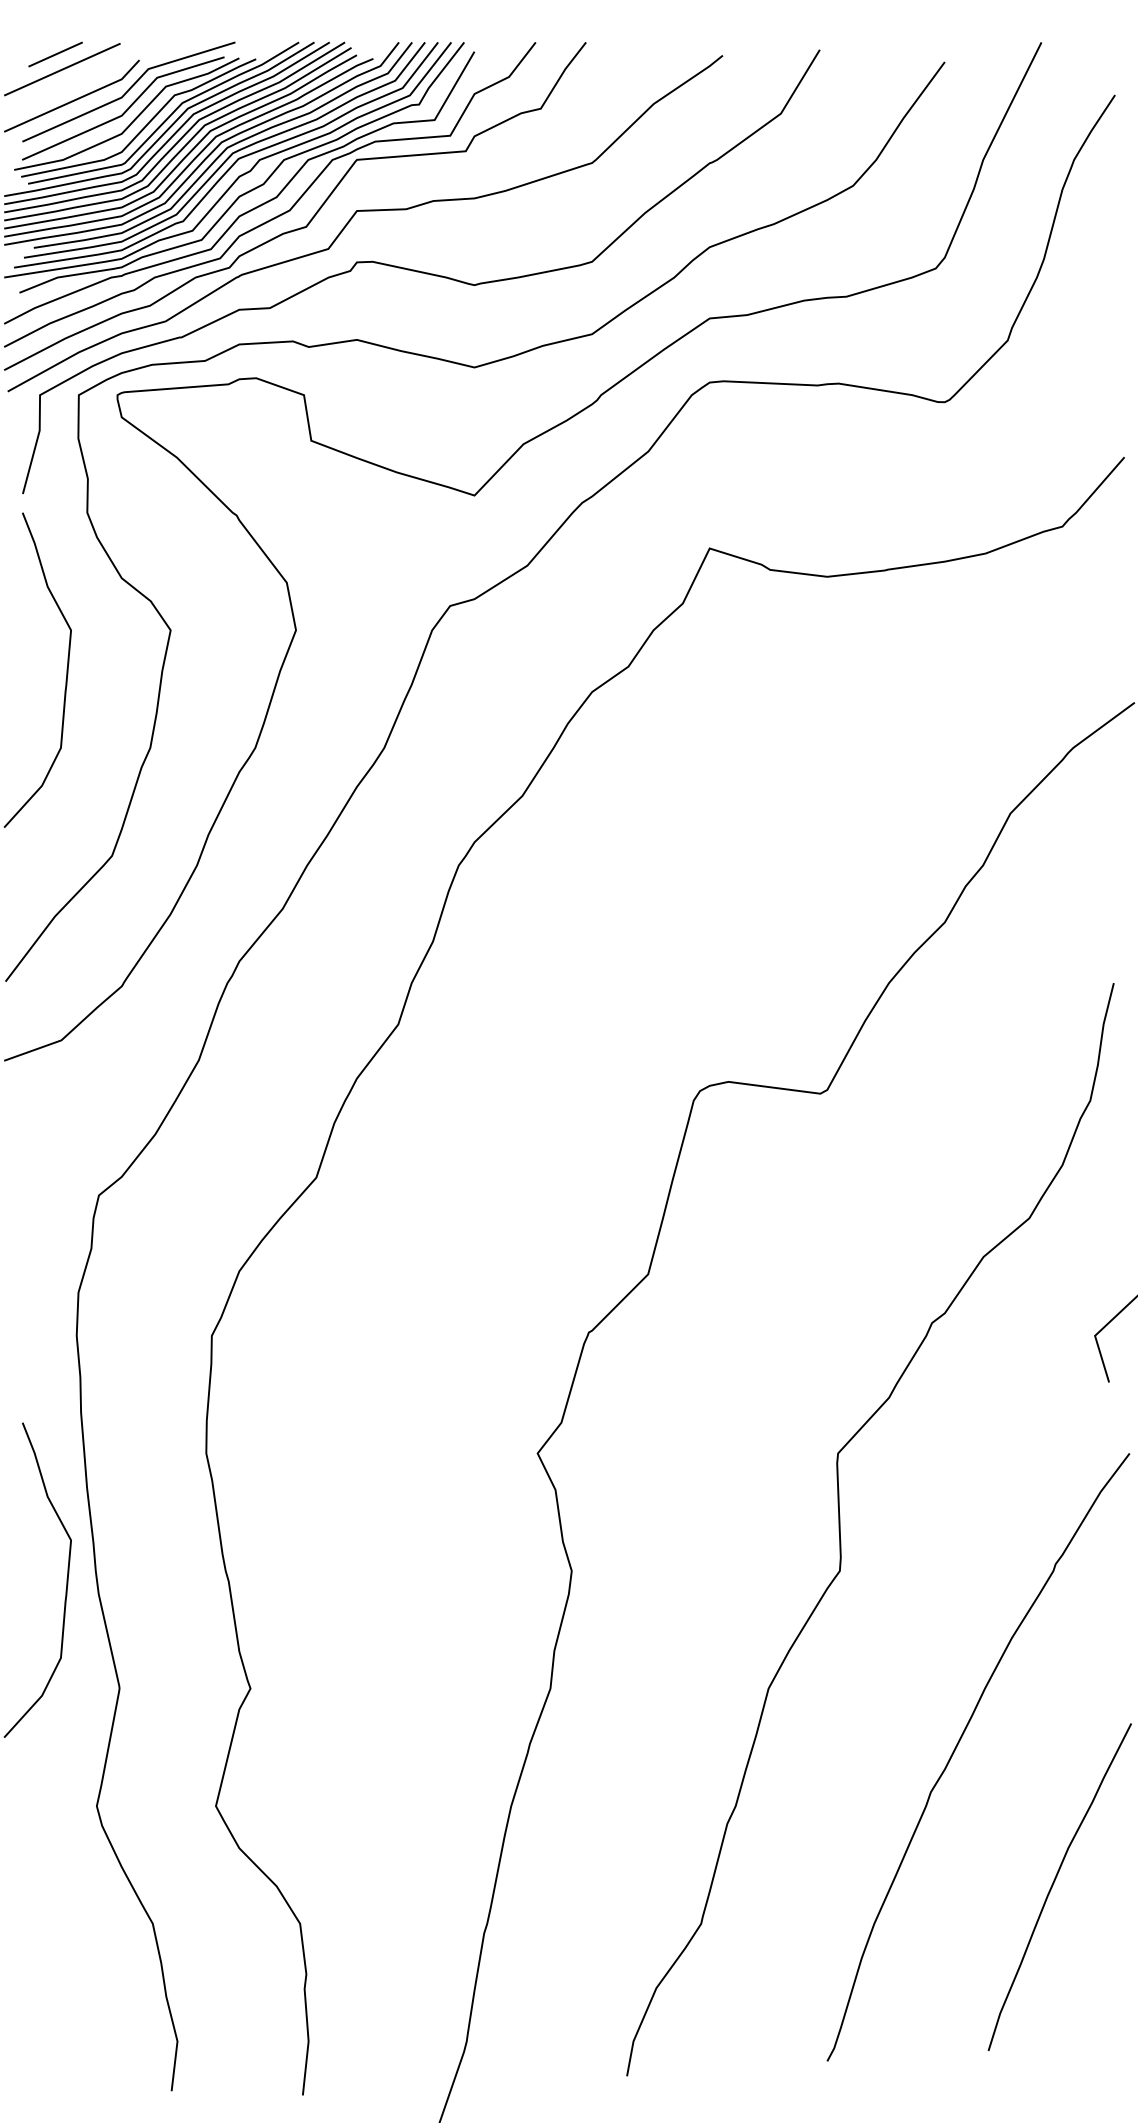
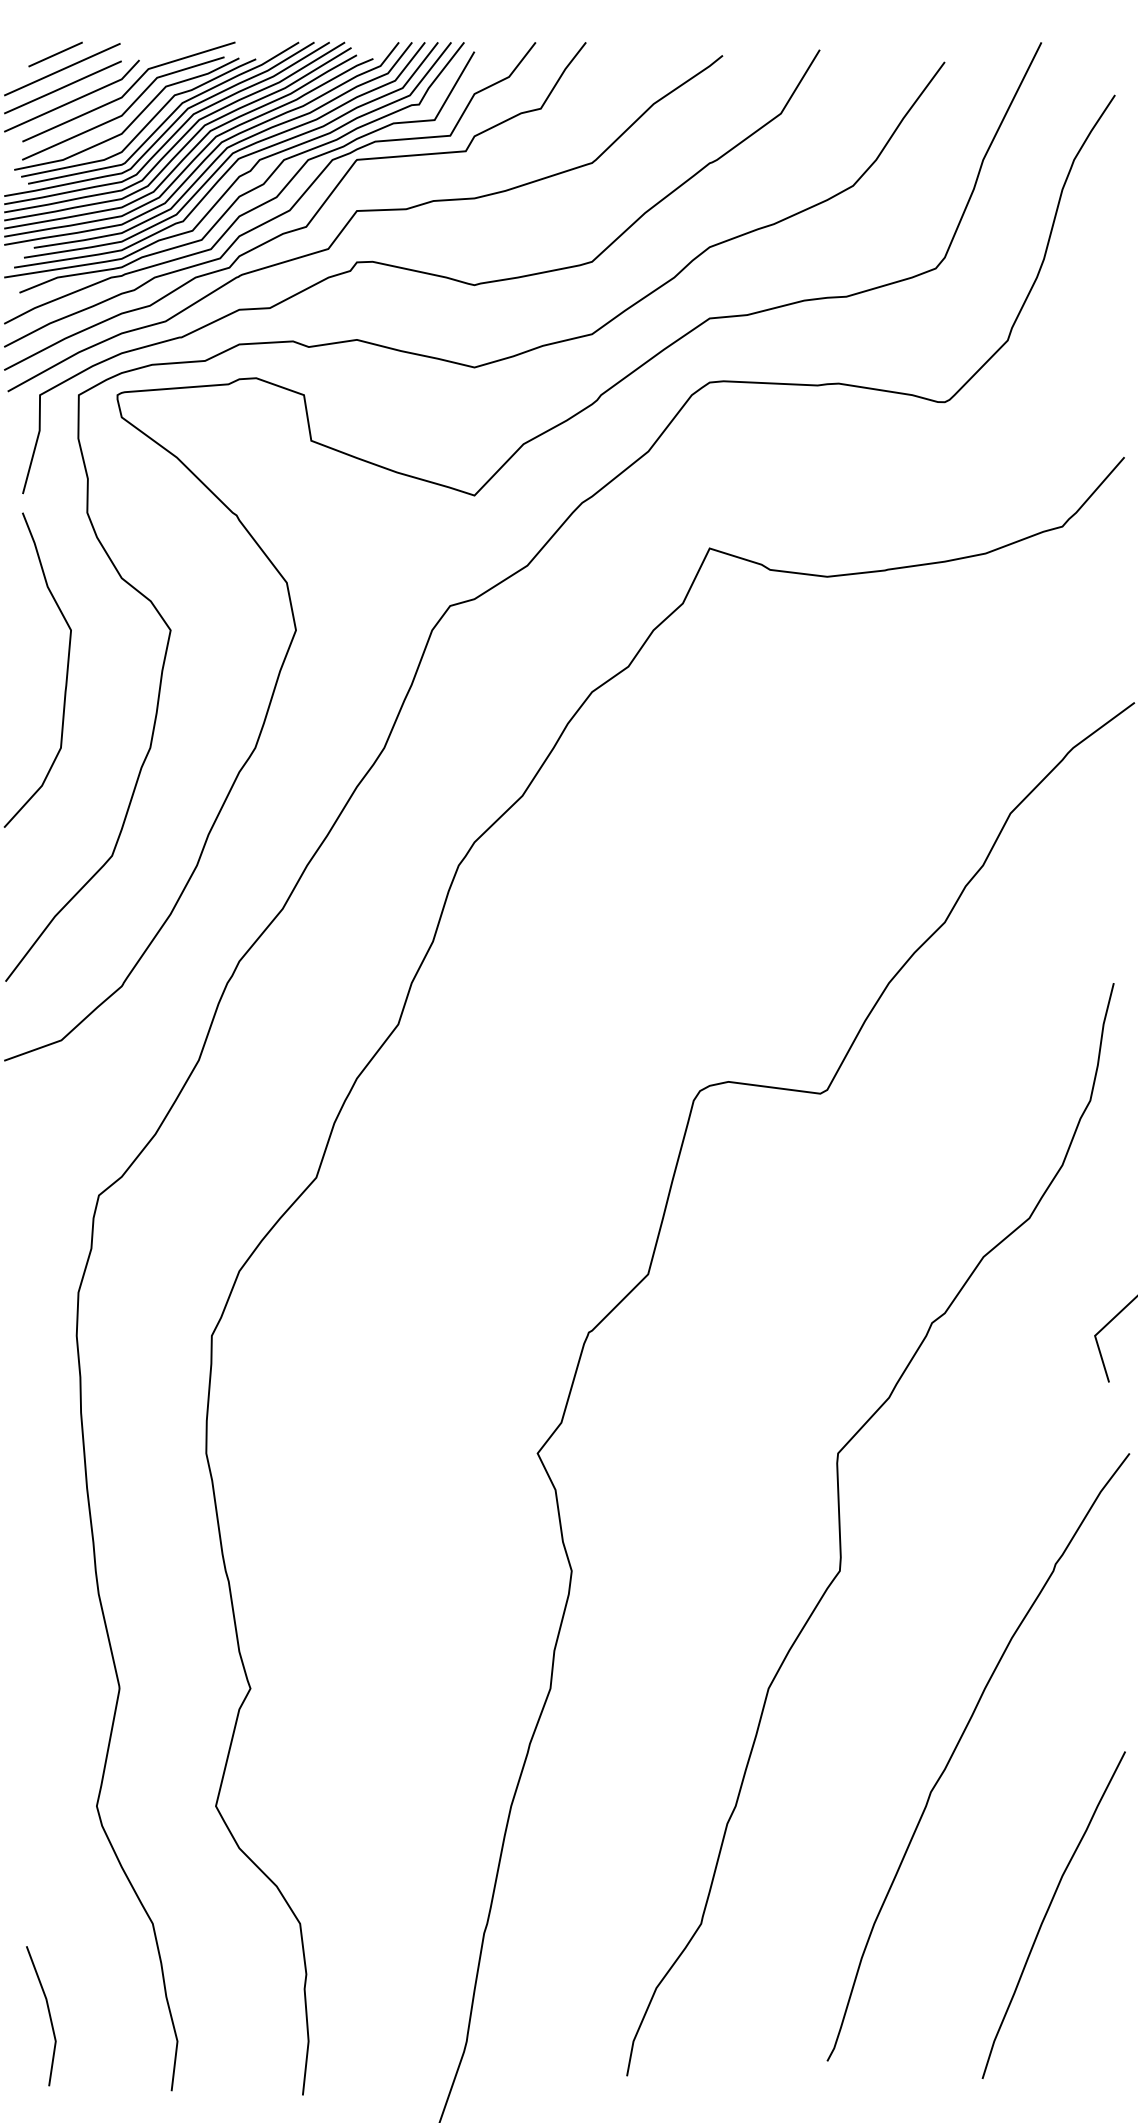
line: none -> present (62, 87)
curve: present -> none (66, 1579)
curve position: (1054, 1883) -> (1048, 1911) (1048, 1911)
line: none -> present (48, 2014)
